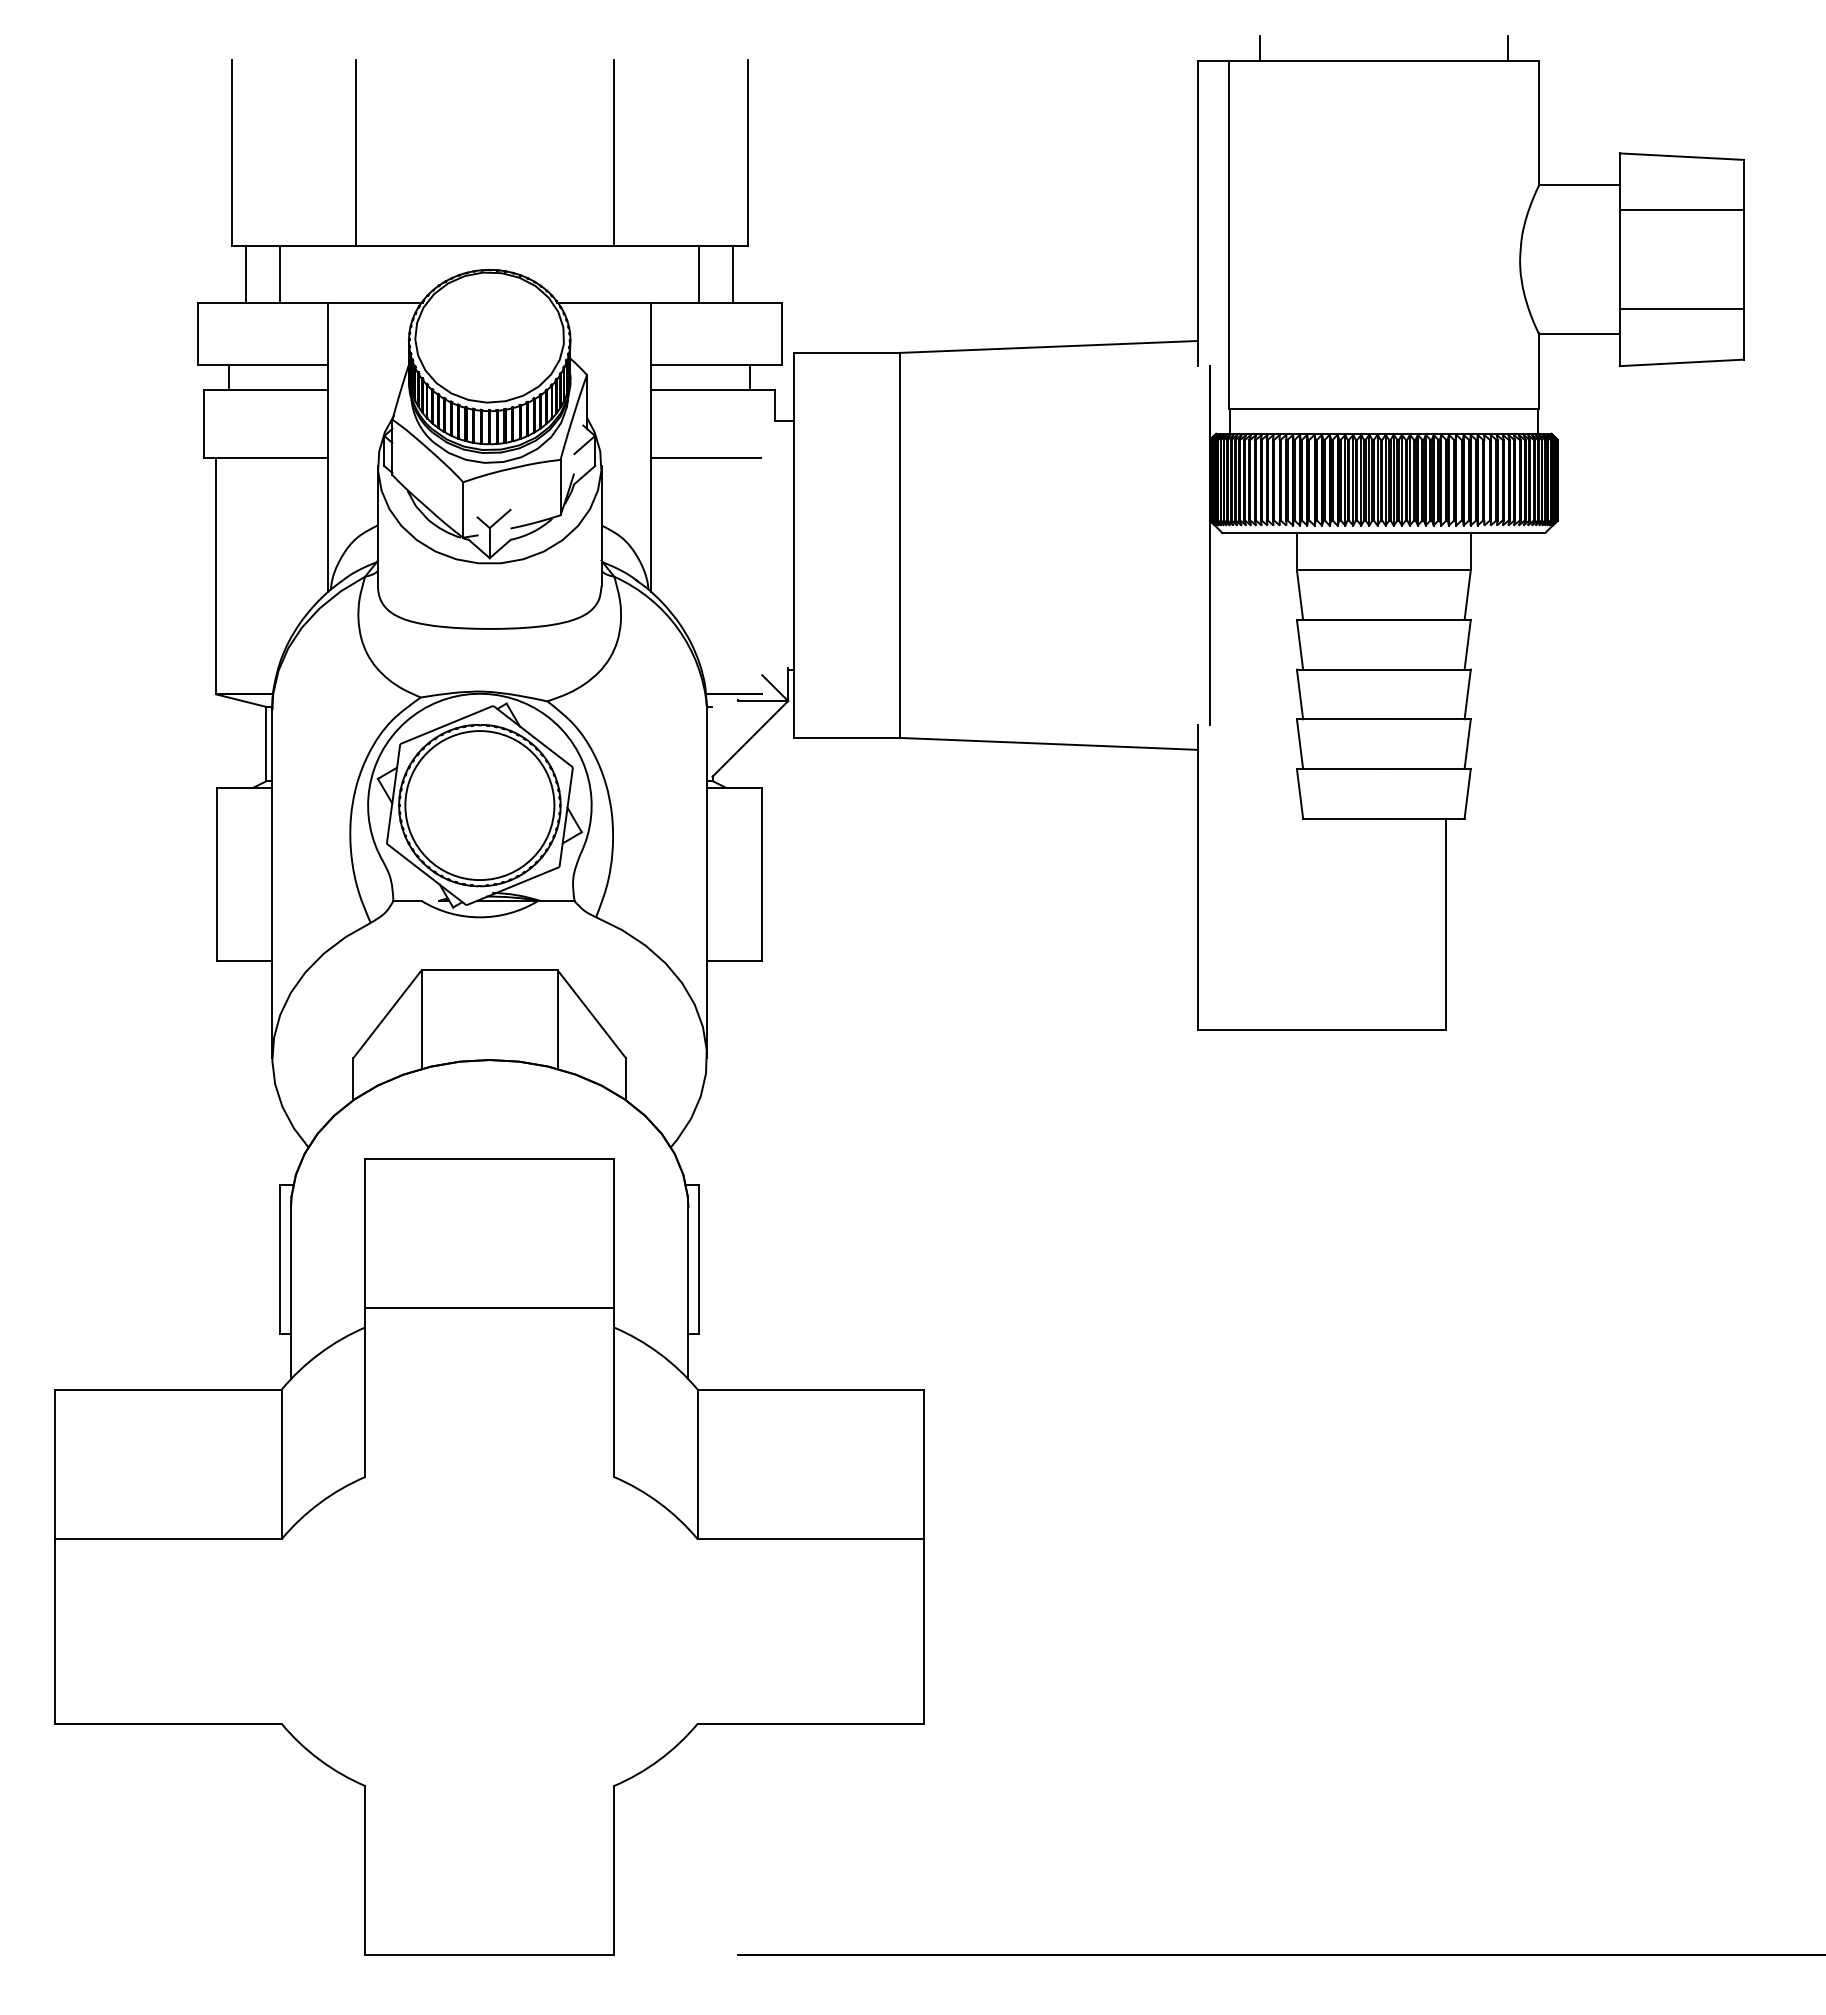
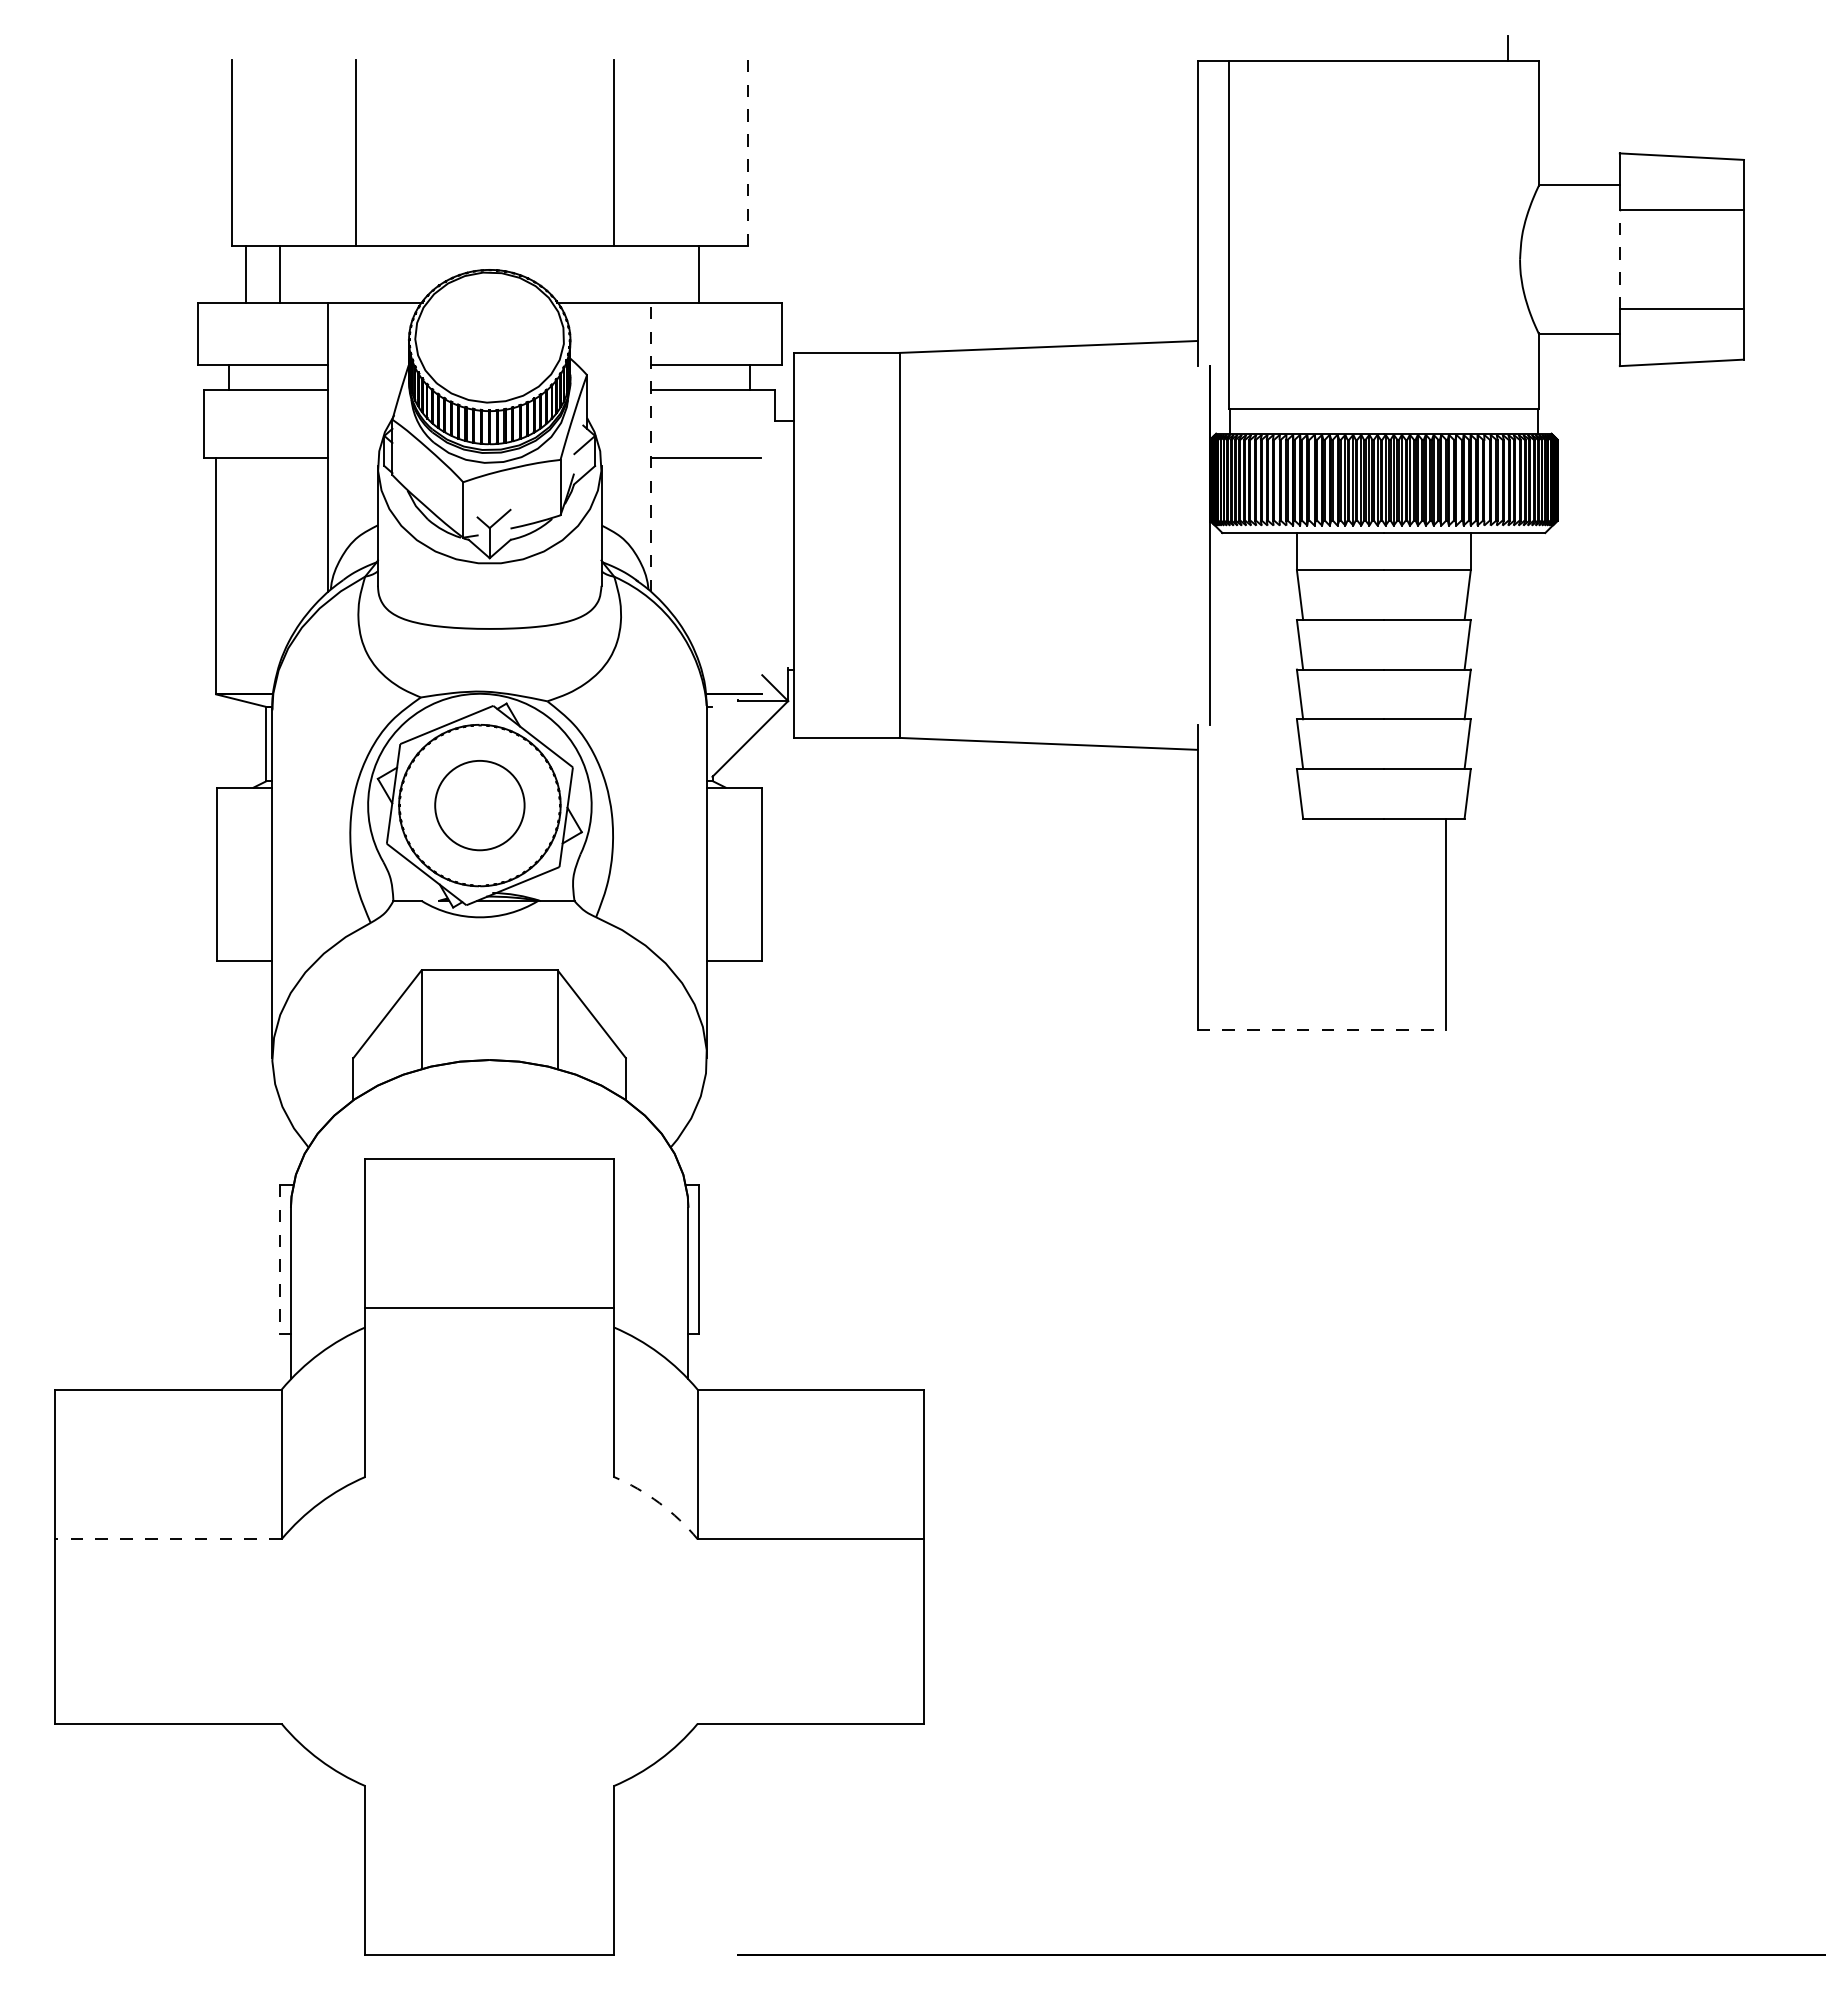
line: present -> none (1259, 48)
line: solid -> dashed (747, 153)
line: solid -> dashed (1619, 259)
line: present -> none (733, 274)
line: solid -> dashed (651, 447)
circle diameter: 149 px -> 89 px (479, 805)
line: solid -> dashed (1322, 1029)
line: solid -> dashed (280, 1259)
arc: solid -> dashed (659, 1503)
line: solid -> dashed (167, 1539)
